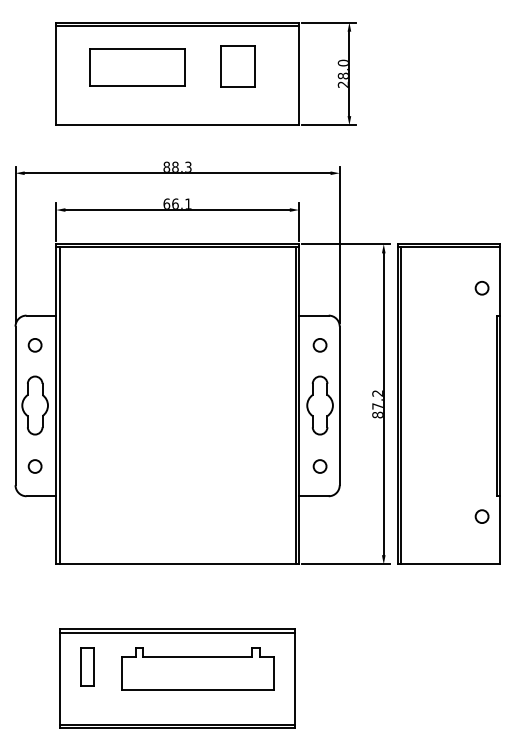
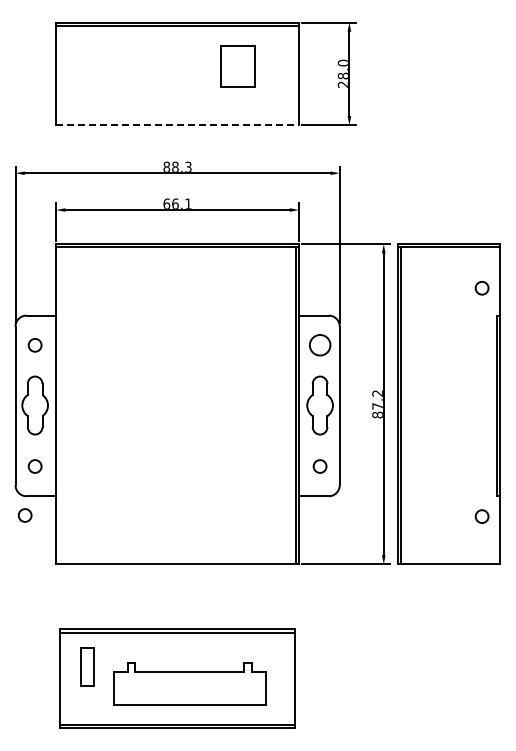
part: present -> none (137, 67)
line: solid -> dashed (178, 125)
circle size: 16x15 px -> 23x23 px (320, 345)
line: present -> none (59, 405)
circle: none -> present (24, 515)
part position: (197, 668) -> (189, 683) (189, 683)
